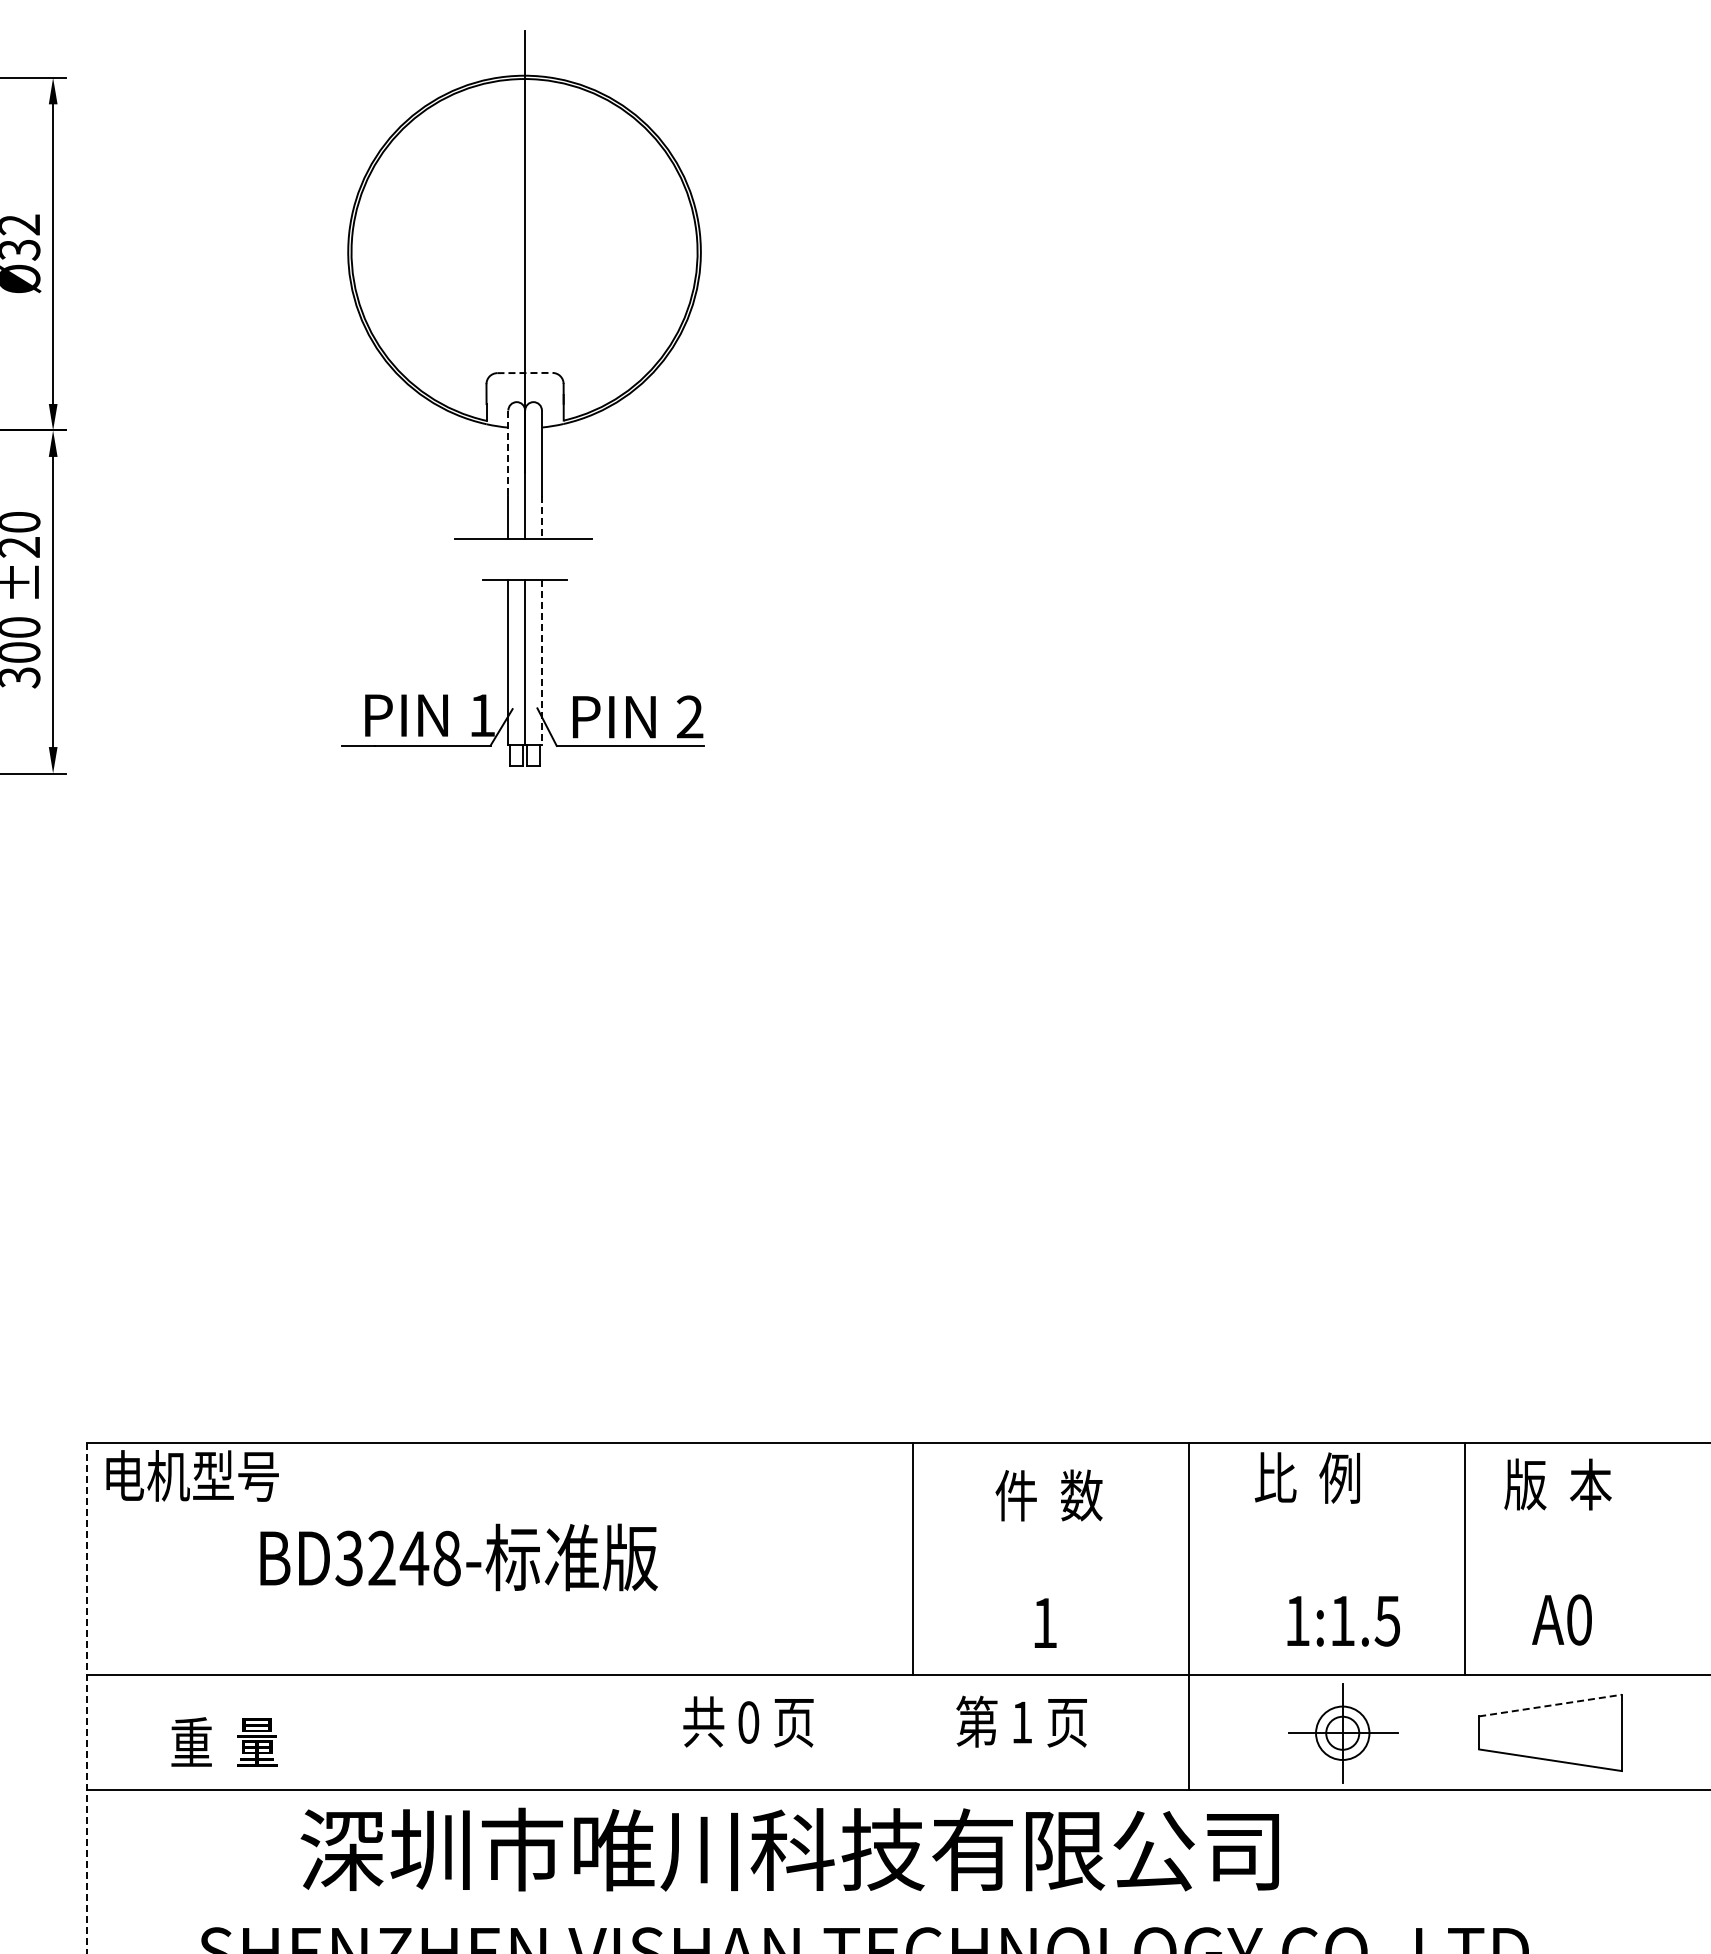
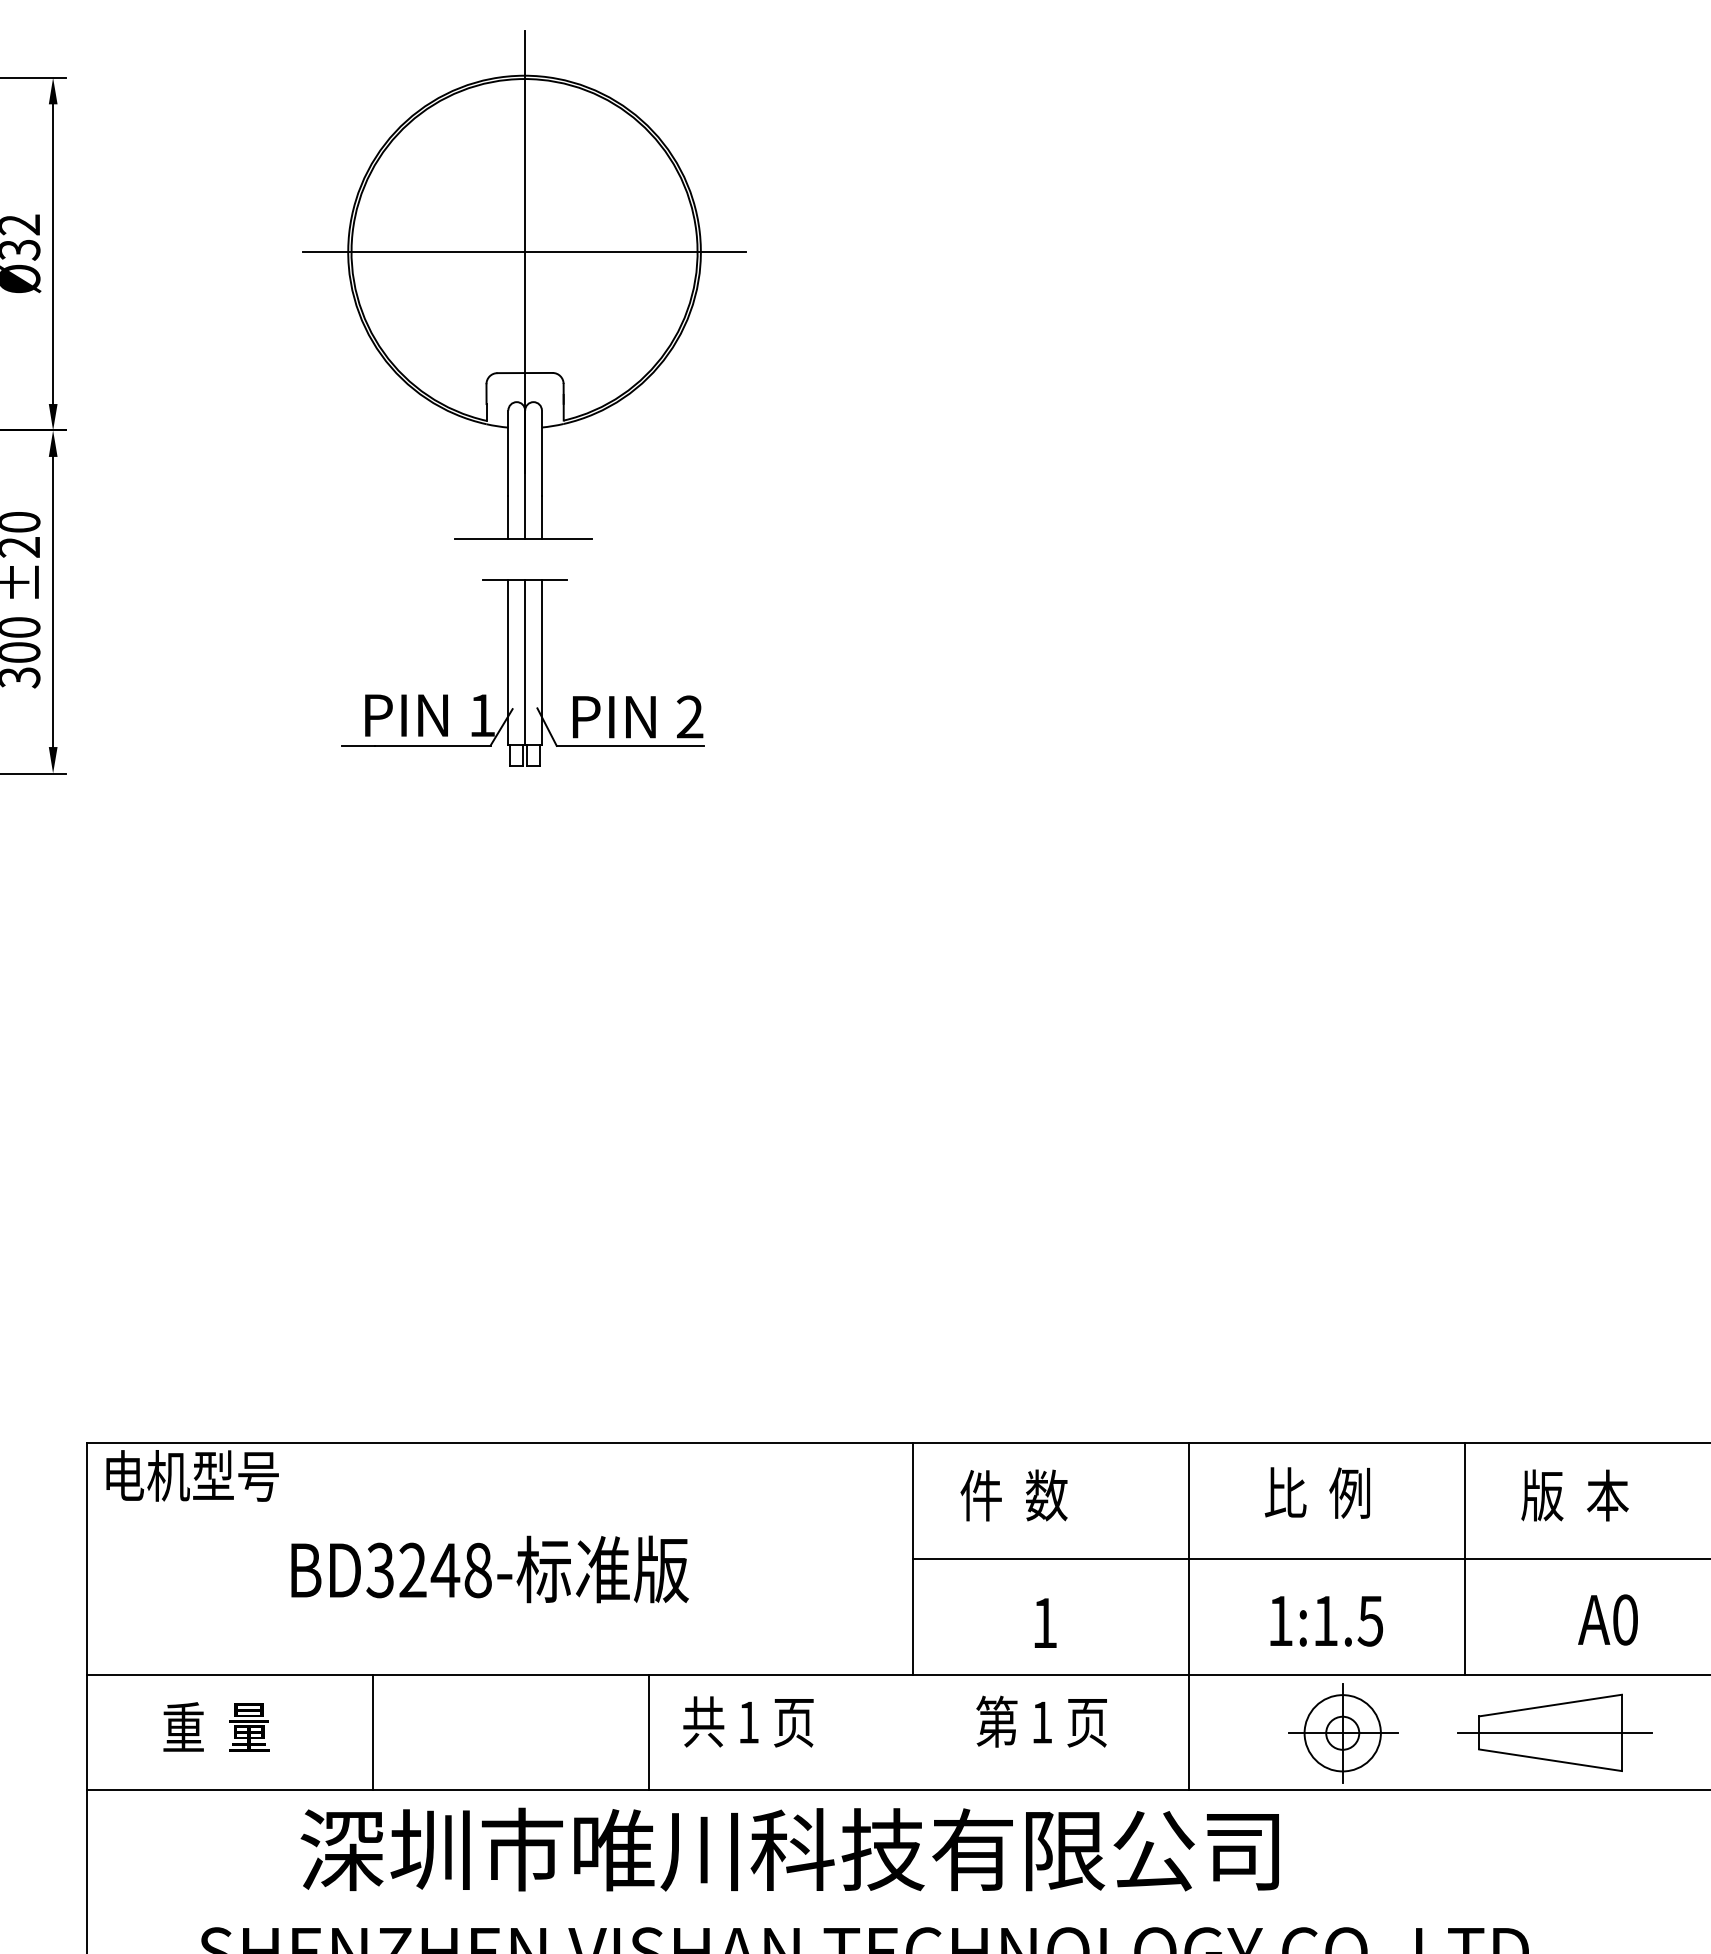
line: none -> present (524, 252)
line: dashed -> solid (525, 373)
line: dashed -> solid (508, 453)
line: dashed -> solid (541, 518)
line: dashed -> solid (541, 663)
text position: (1306, 1477) -> (1316, 1492) (1316, 1492)
text position: (1557, 1484) -> (1574, 1495) (1574, 1495)
text position: (1048, 1495) -> (1013, 1495) (1013, 1495)
text position: (458, 1557) -> (489, 1569) (489, 1569)
line: none -> present (1310, 1558)
text position: (1561, 1619) -> (1607, 1619) (1607, 1619)
text position: (1343, 1621) -> (1326, 1621) (1326, 1621)
line: dashed -> solid (86, 1699)
line: dashed -> solid (1551, 1705)
text position: (1021, 1721) -> (1041, 1721) (1041, 1721)
text: 0 -> 1 (748, 1722)
line: none -> present (372, 1732)
line: none -> present (648, 1732)
circle diameter: 53 px -> 76 px (1342, 1733)
line: none -> present (1555, 1732)
text position: (224, 1741) -> (216, 1726) (216, 1726)
